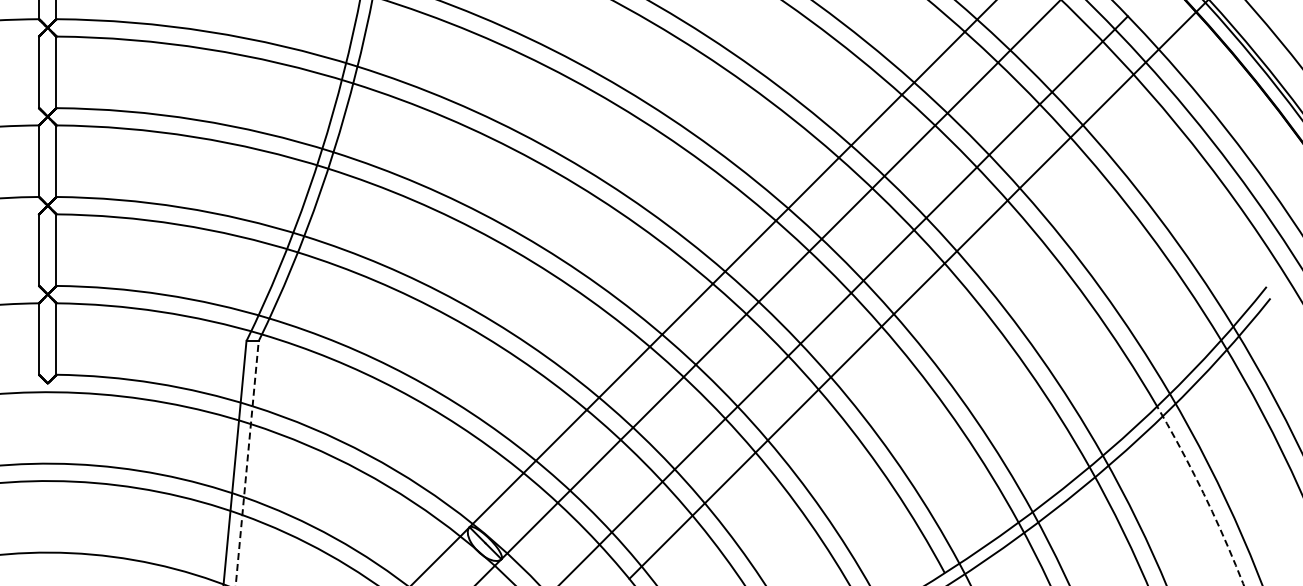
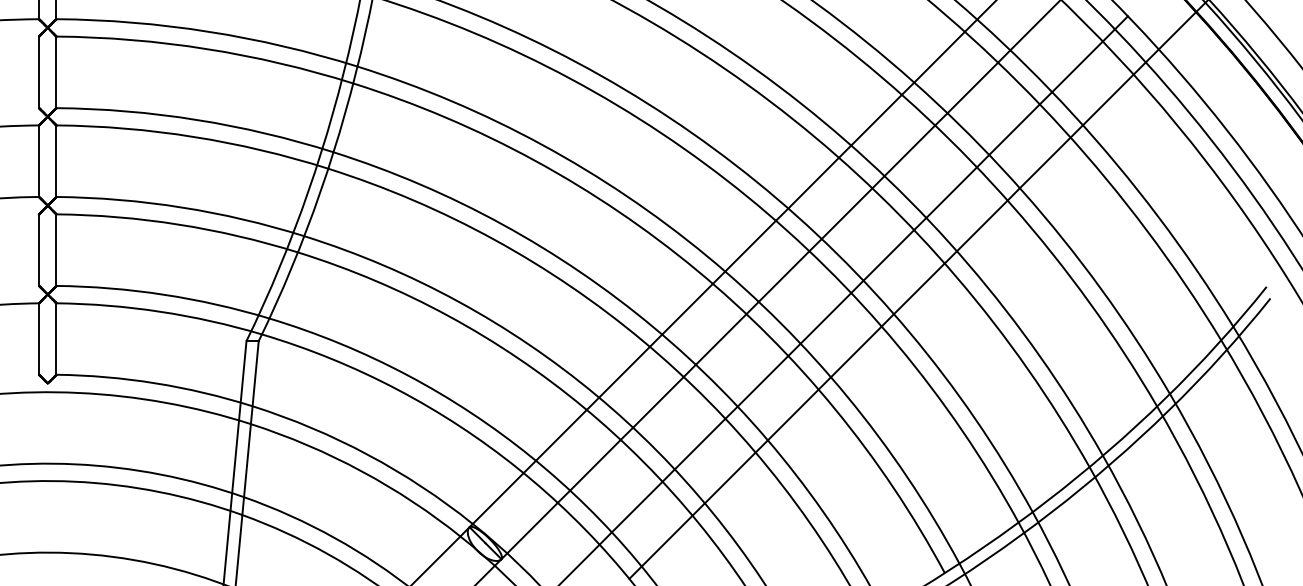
line: dashed -> solid (247, 463)
arc: dashed -> solid (1204, 494)
